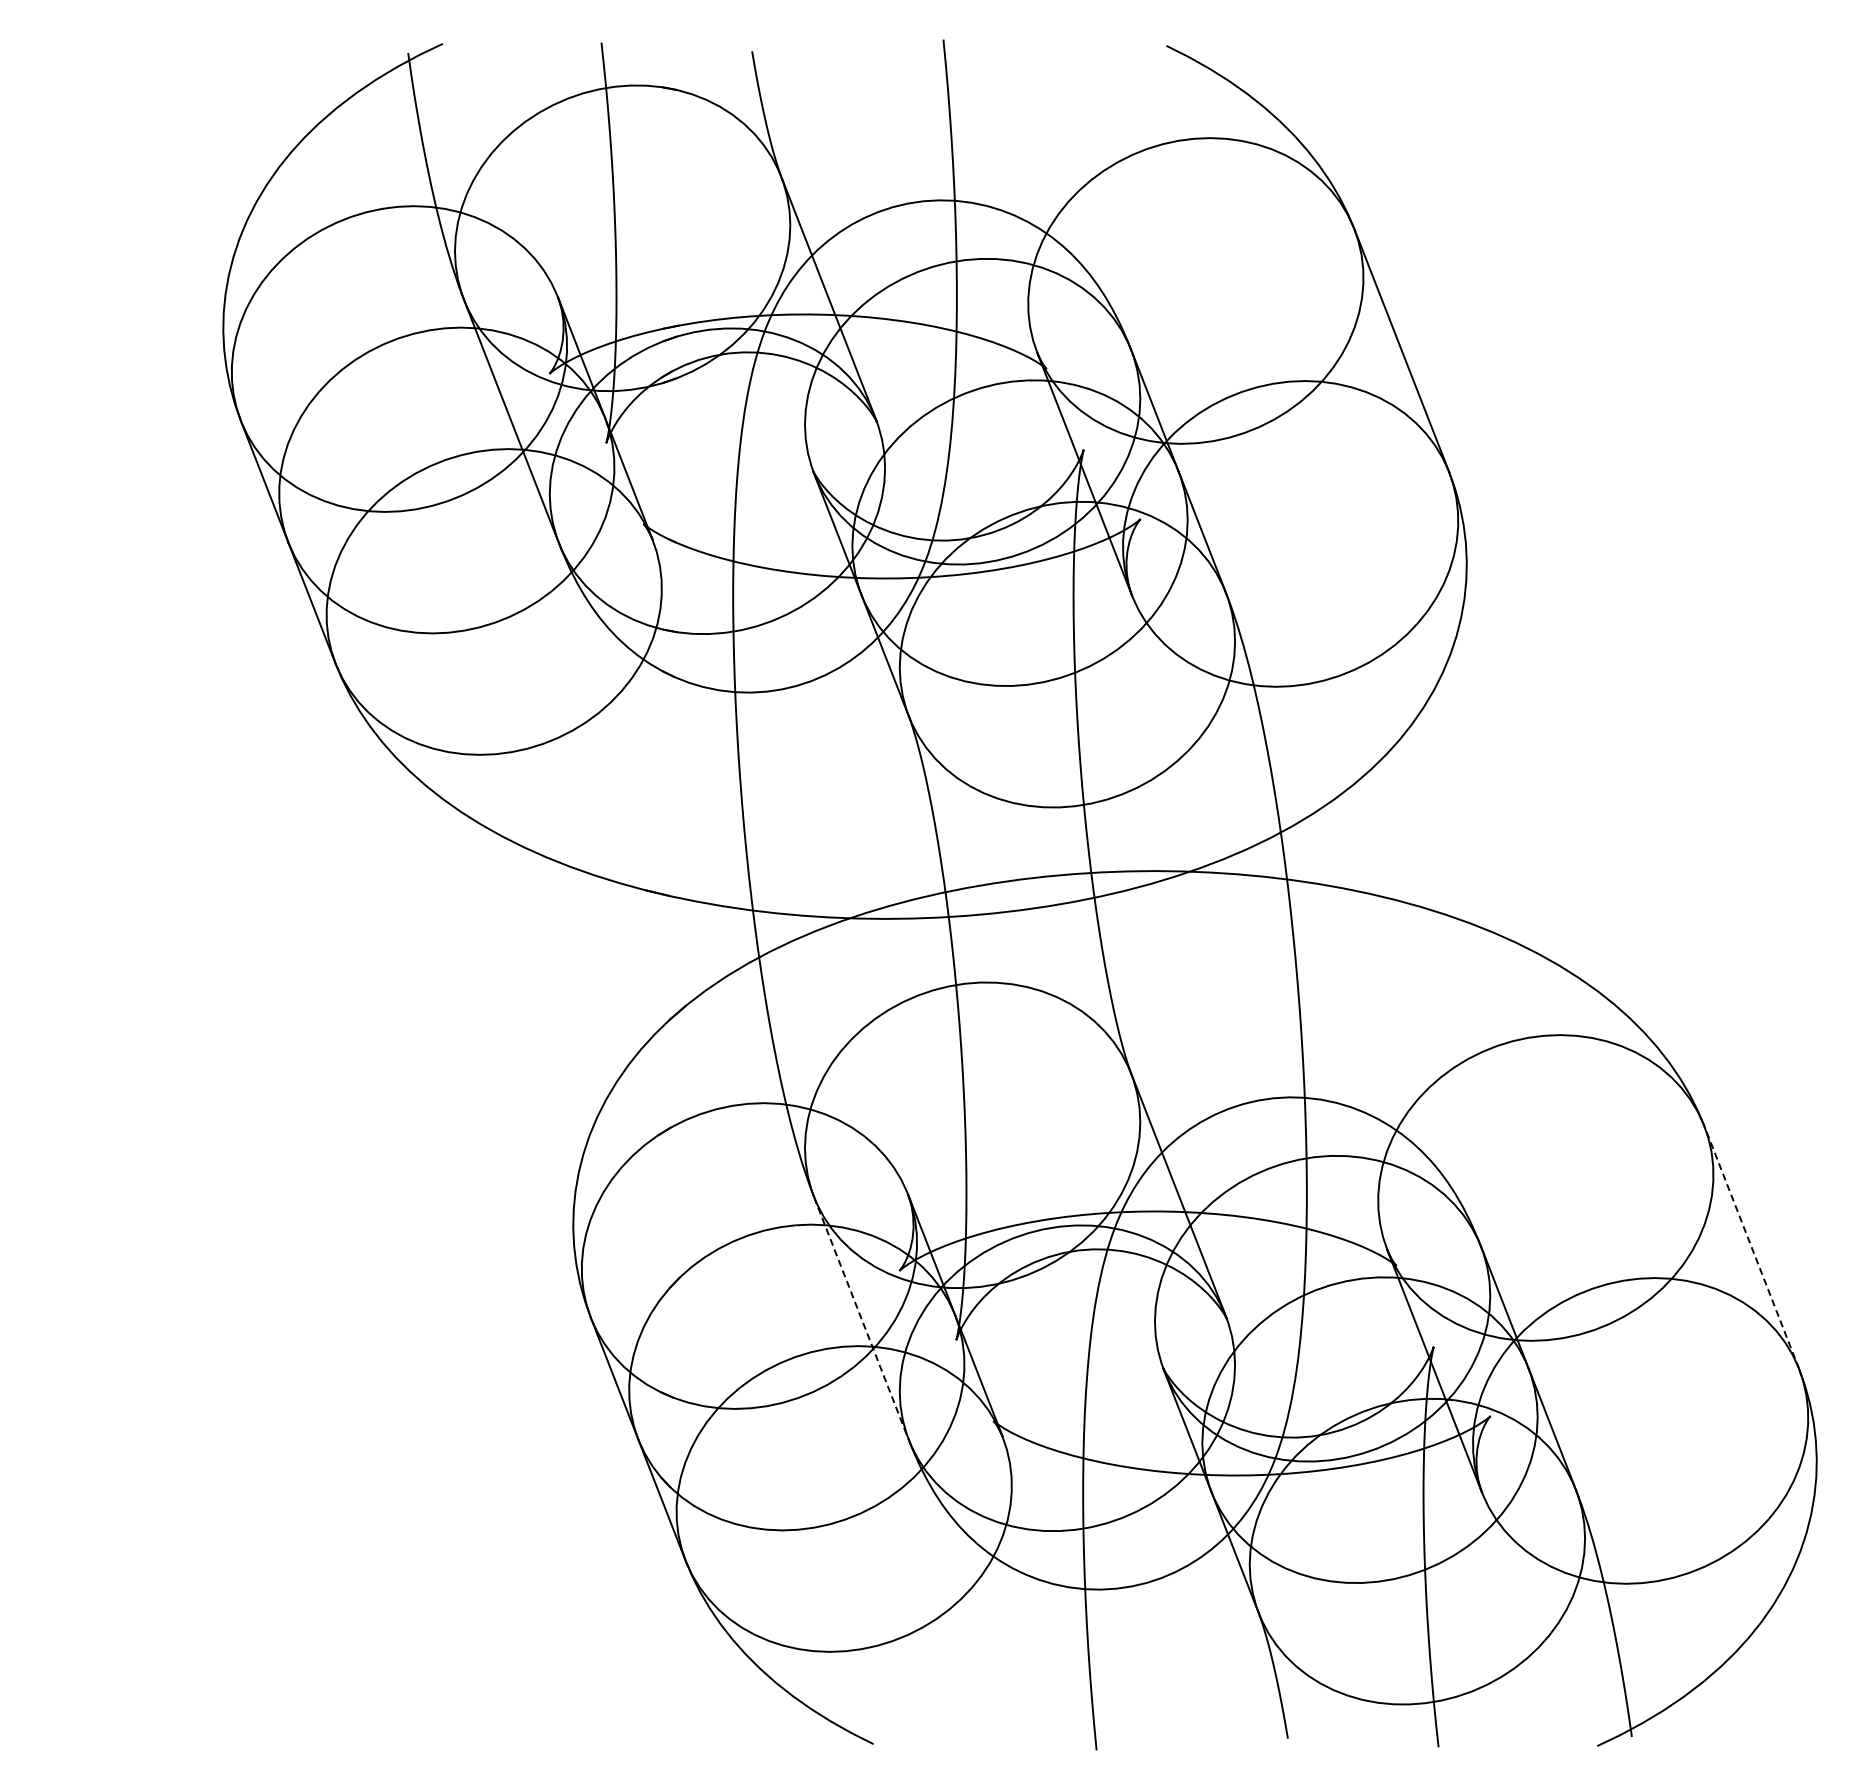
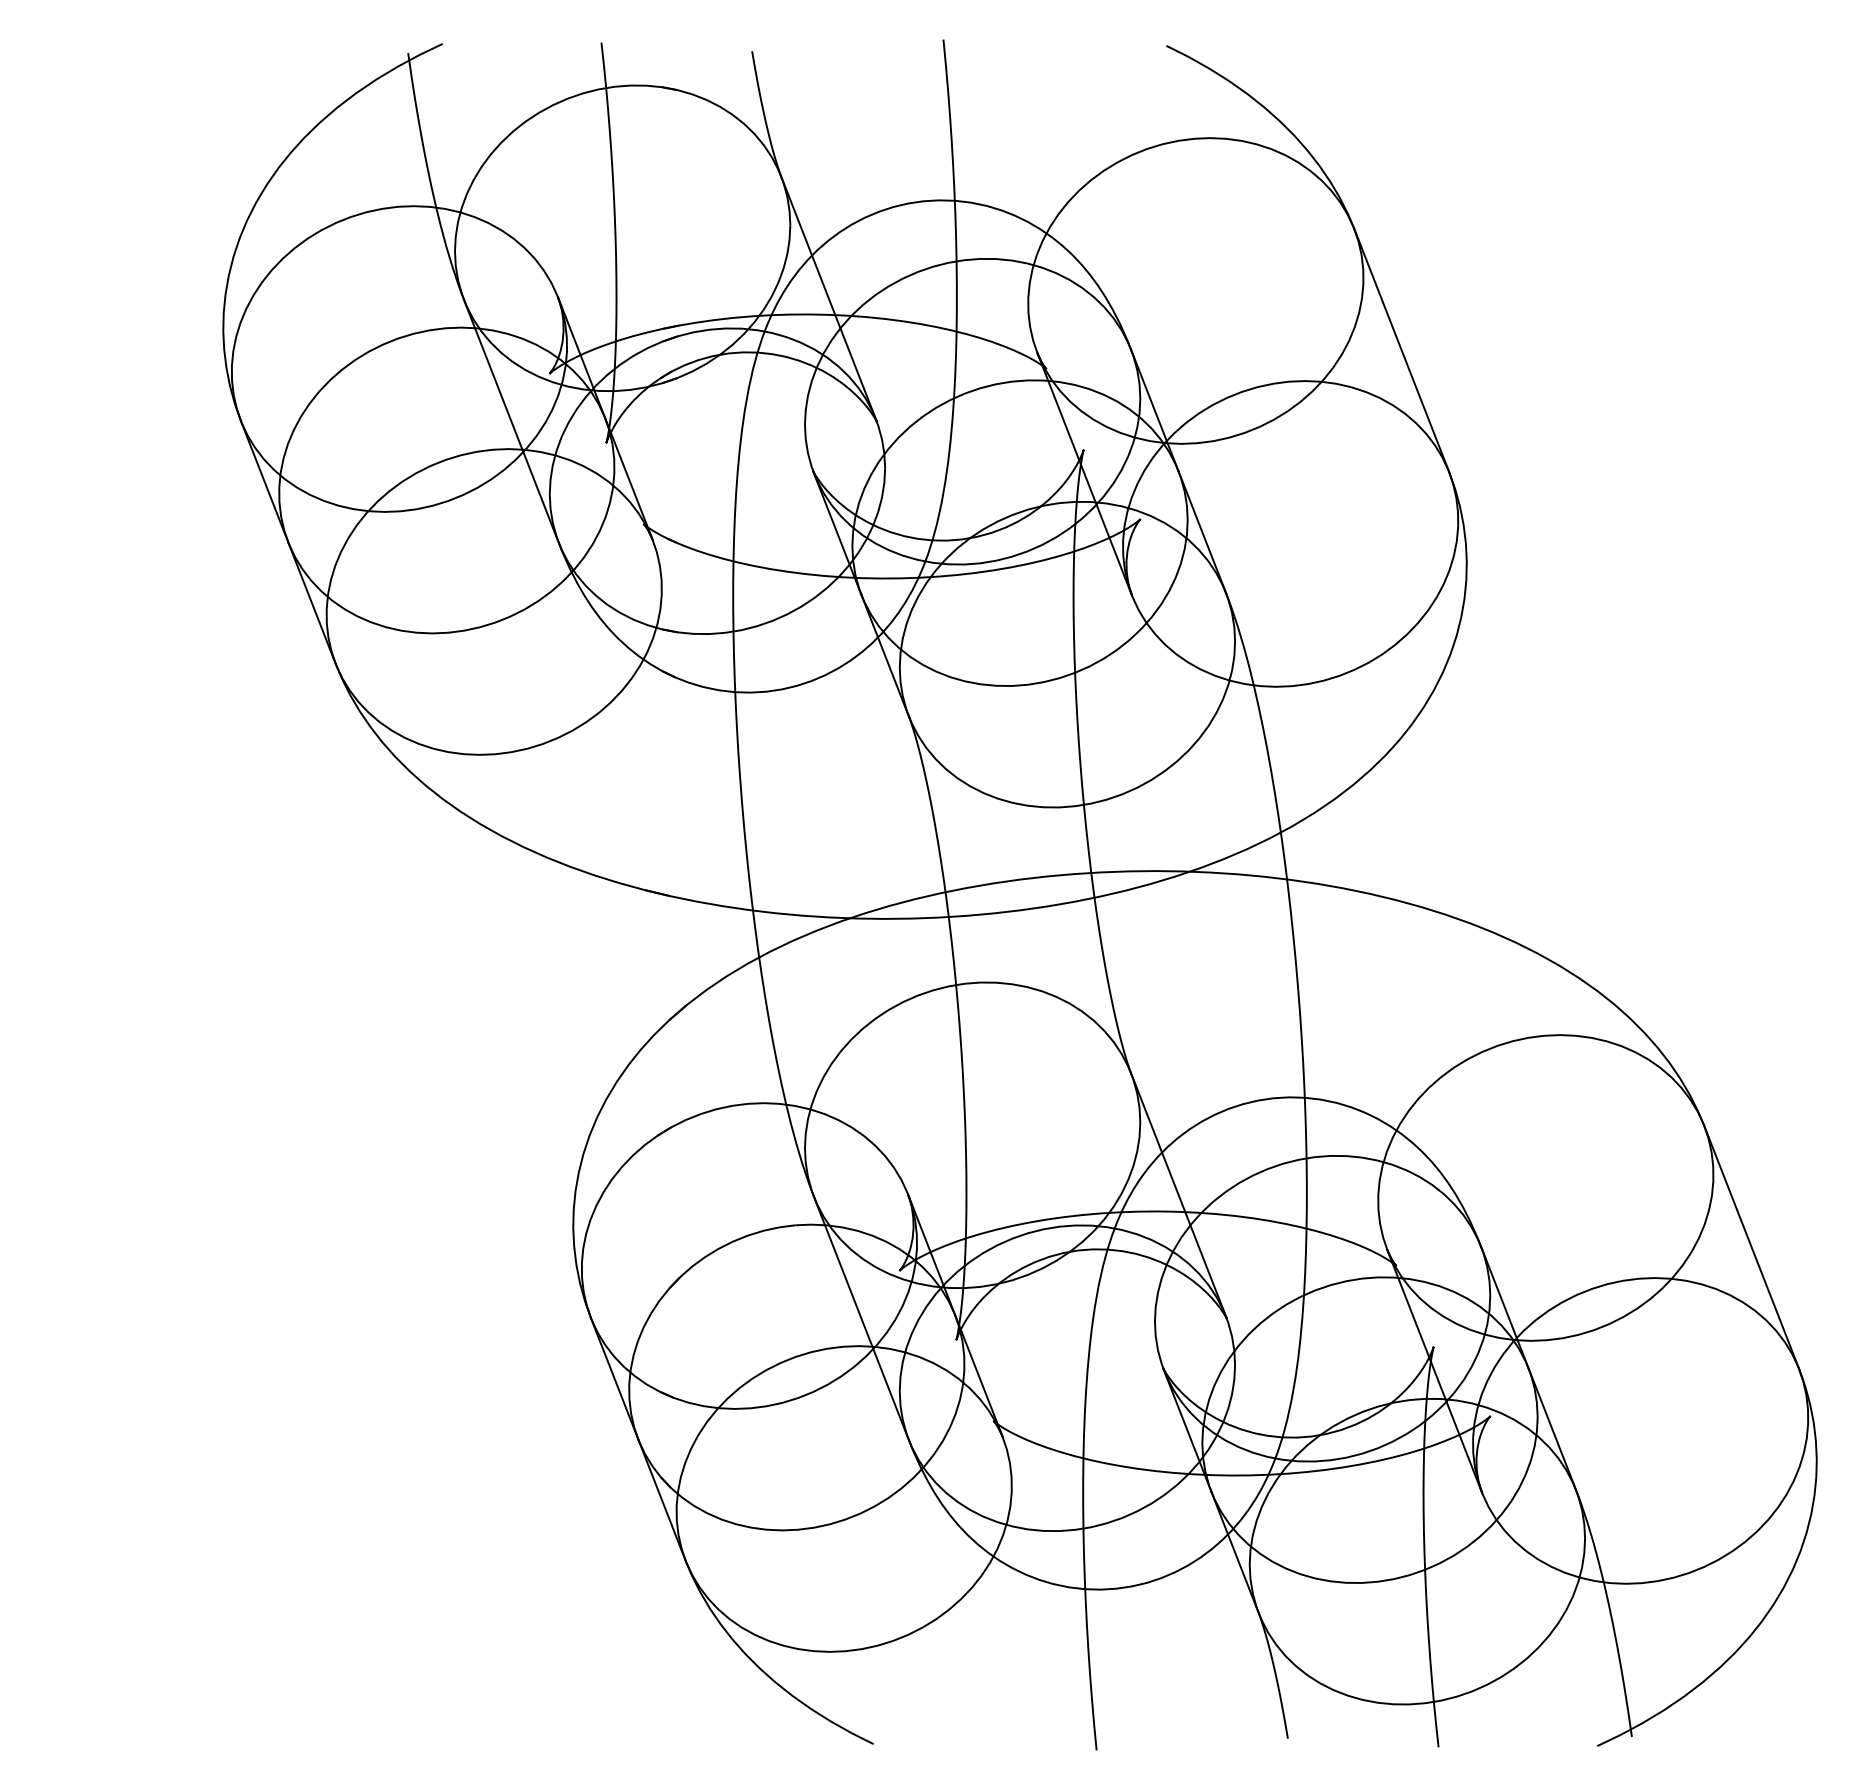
line: dashed -> solid (1751, 1247)
line: dashed -> solid (861, 1319)
